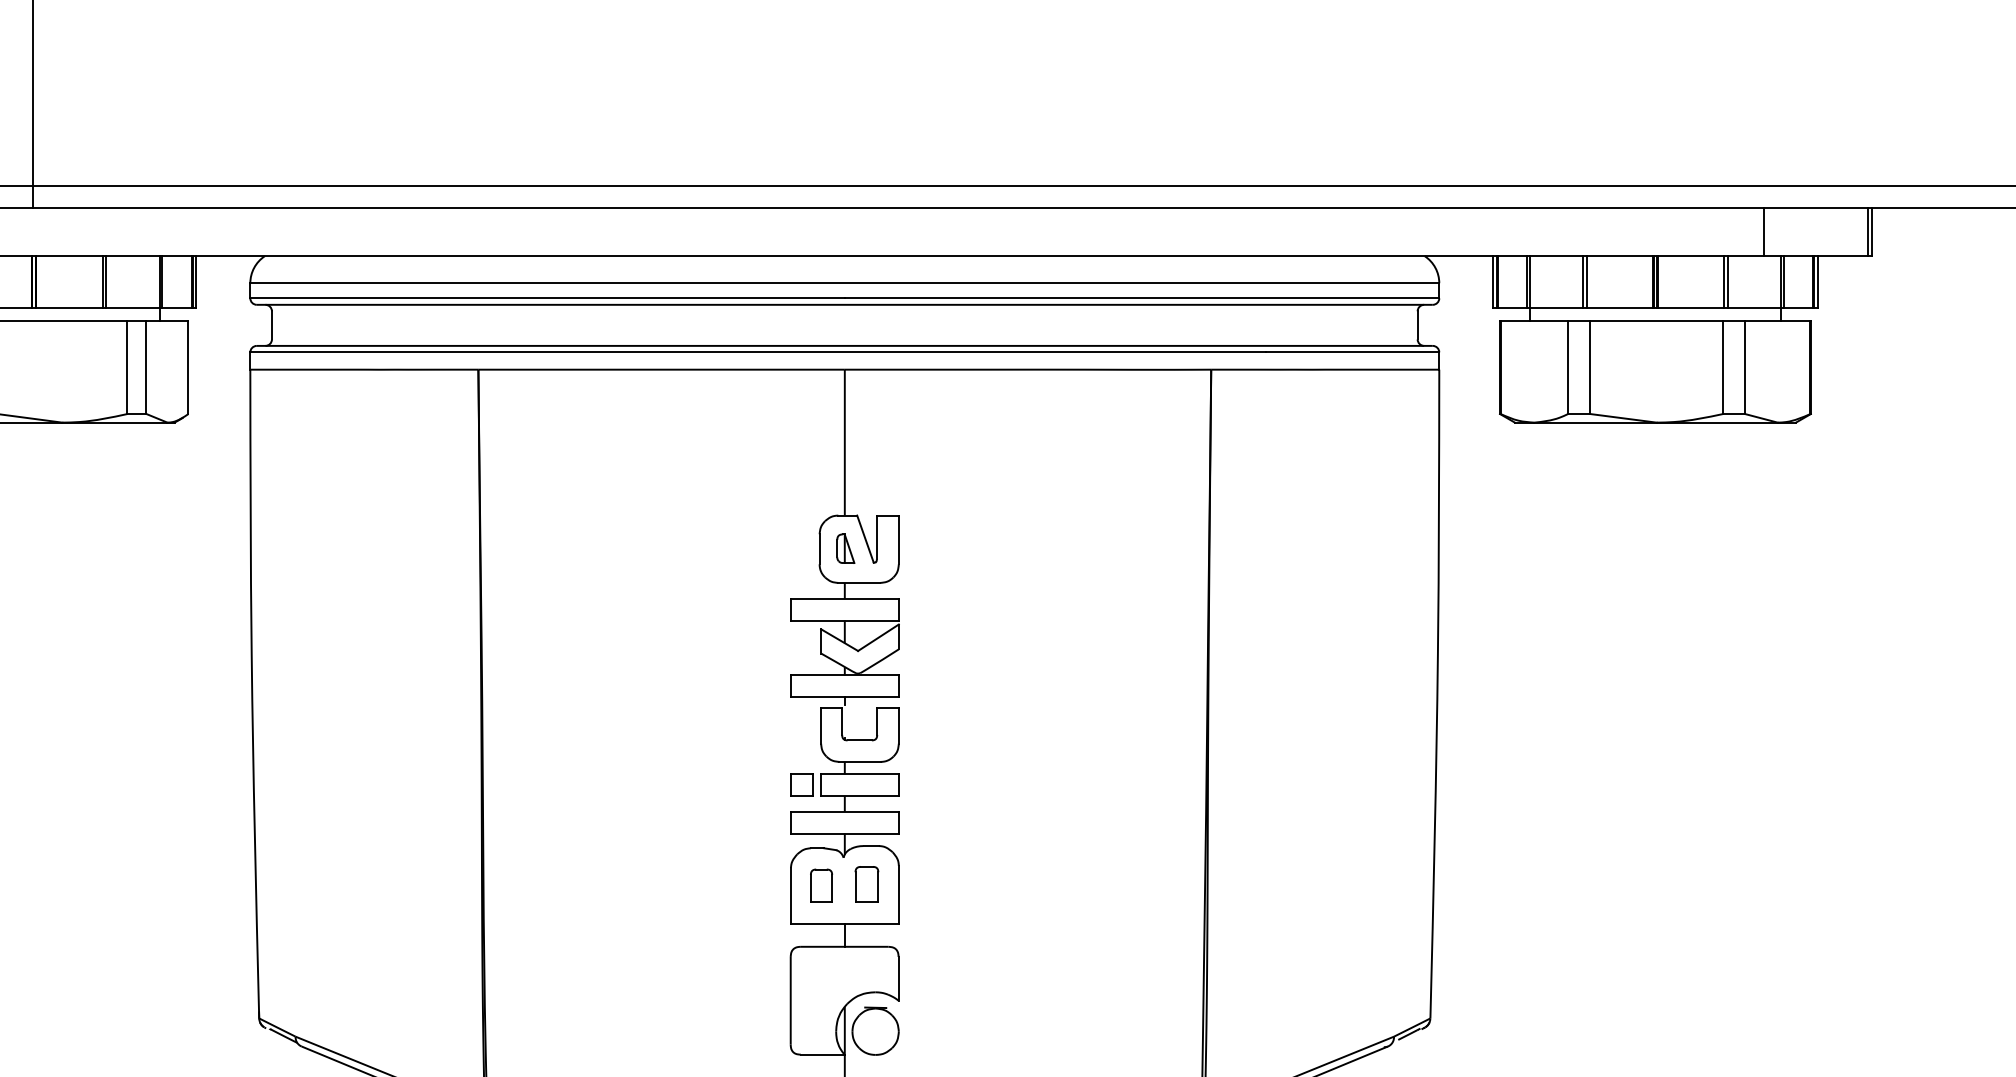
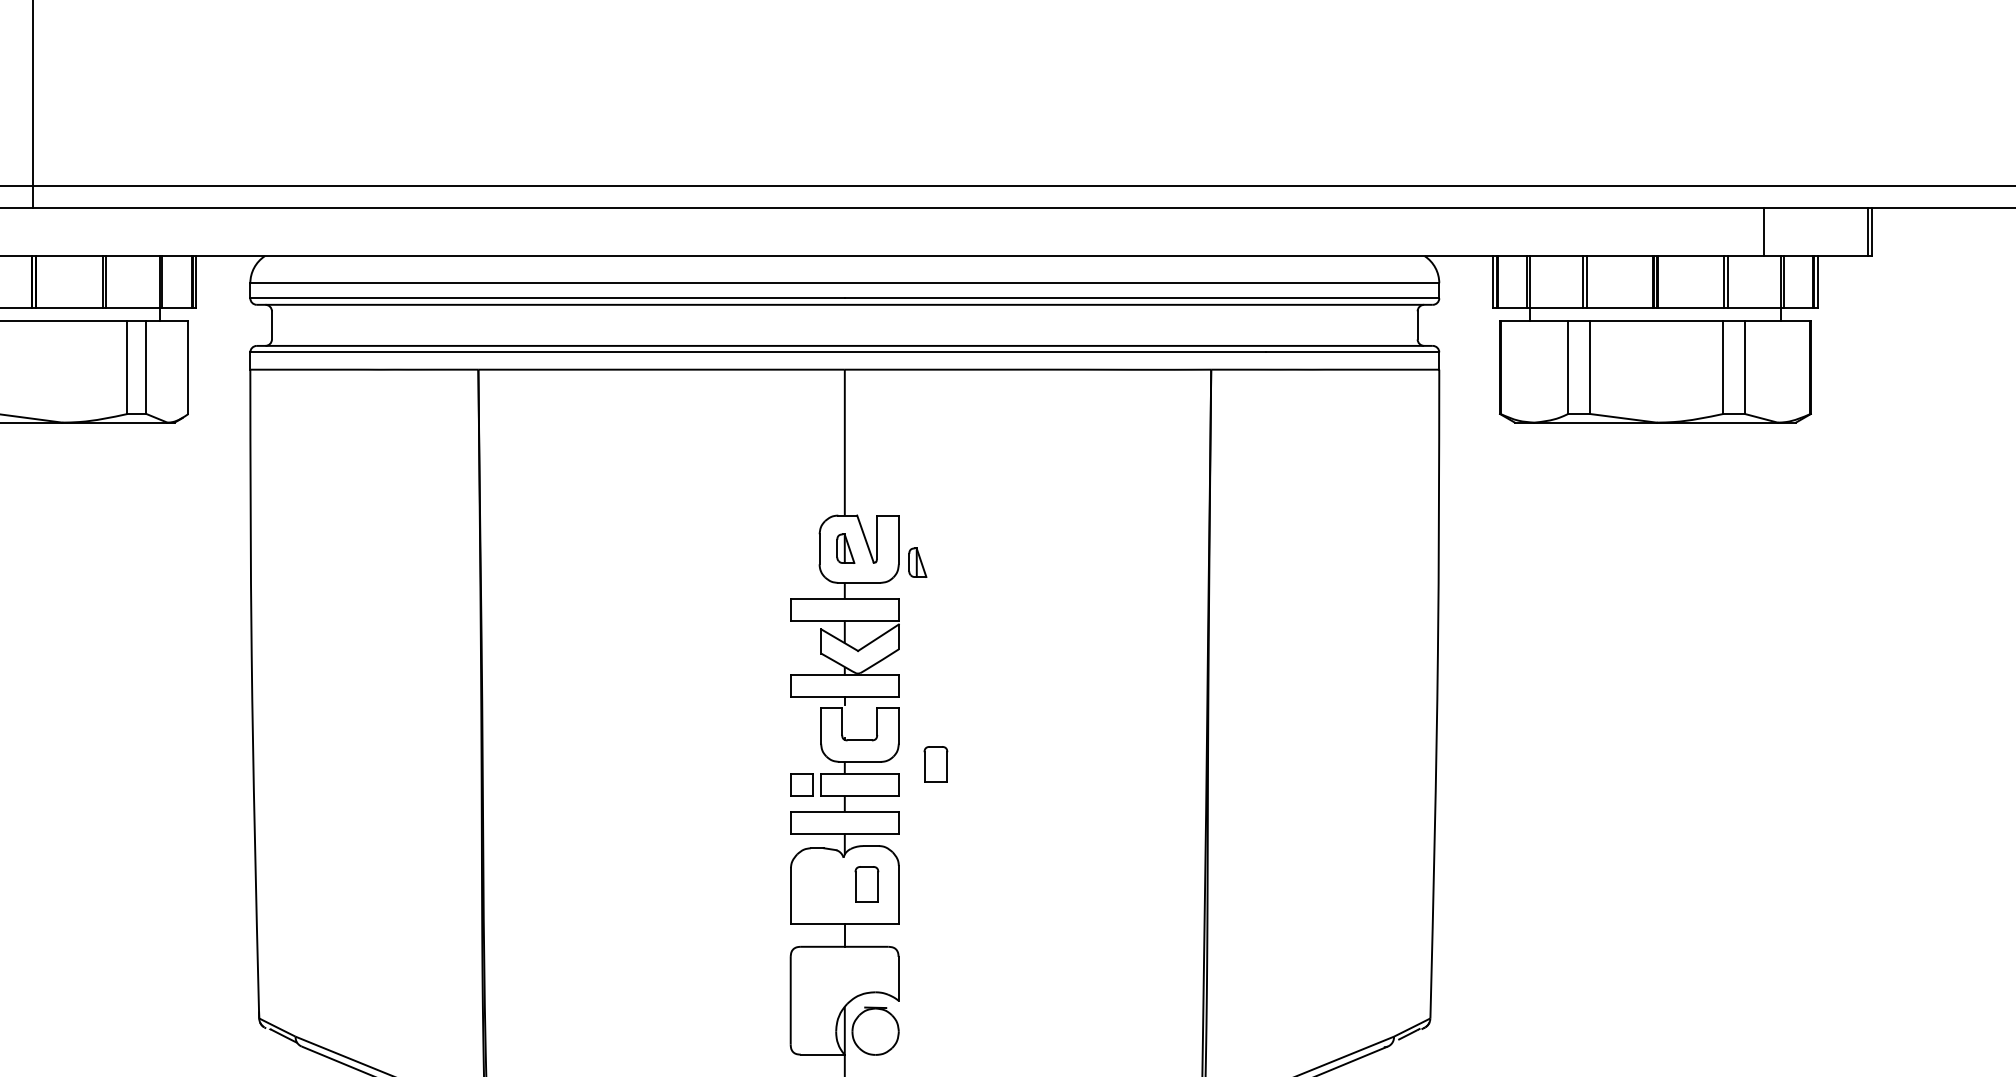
part: none -> present (917, 562)
part: none -> present (935, 764)
part: present -> none (821, 885)
